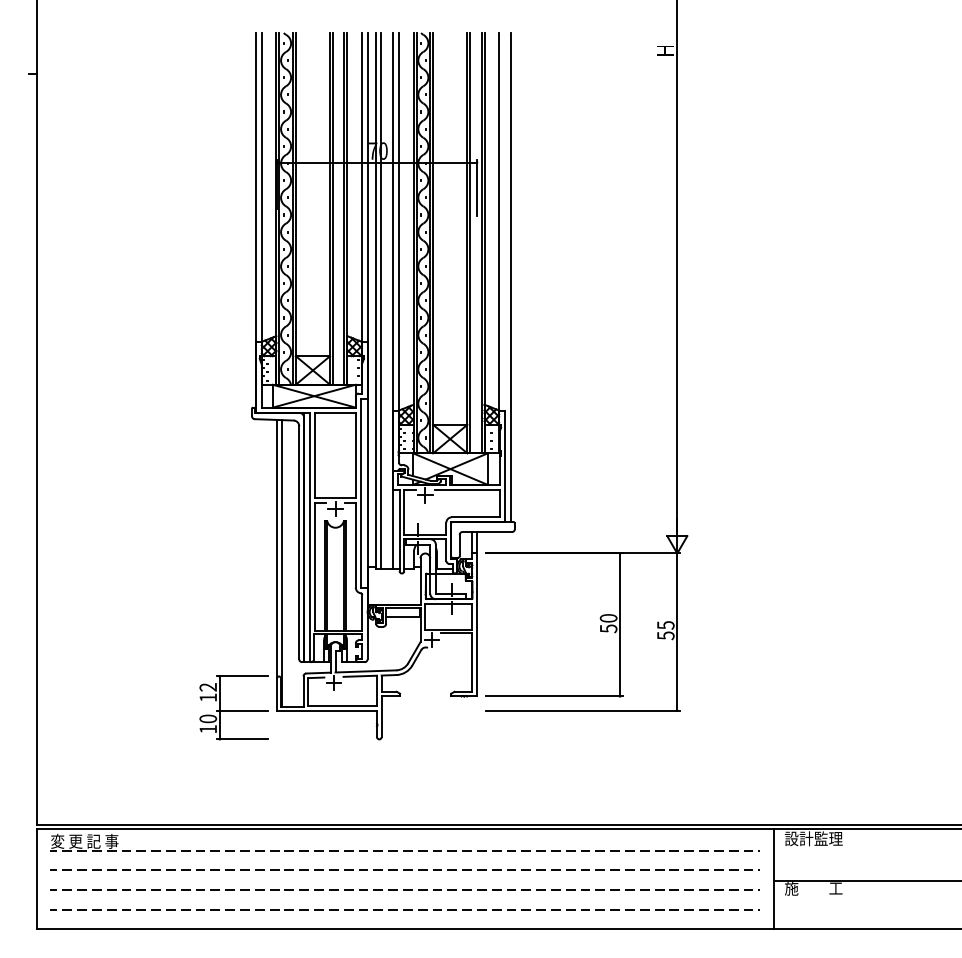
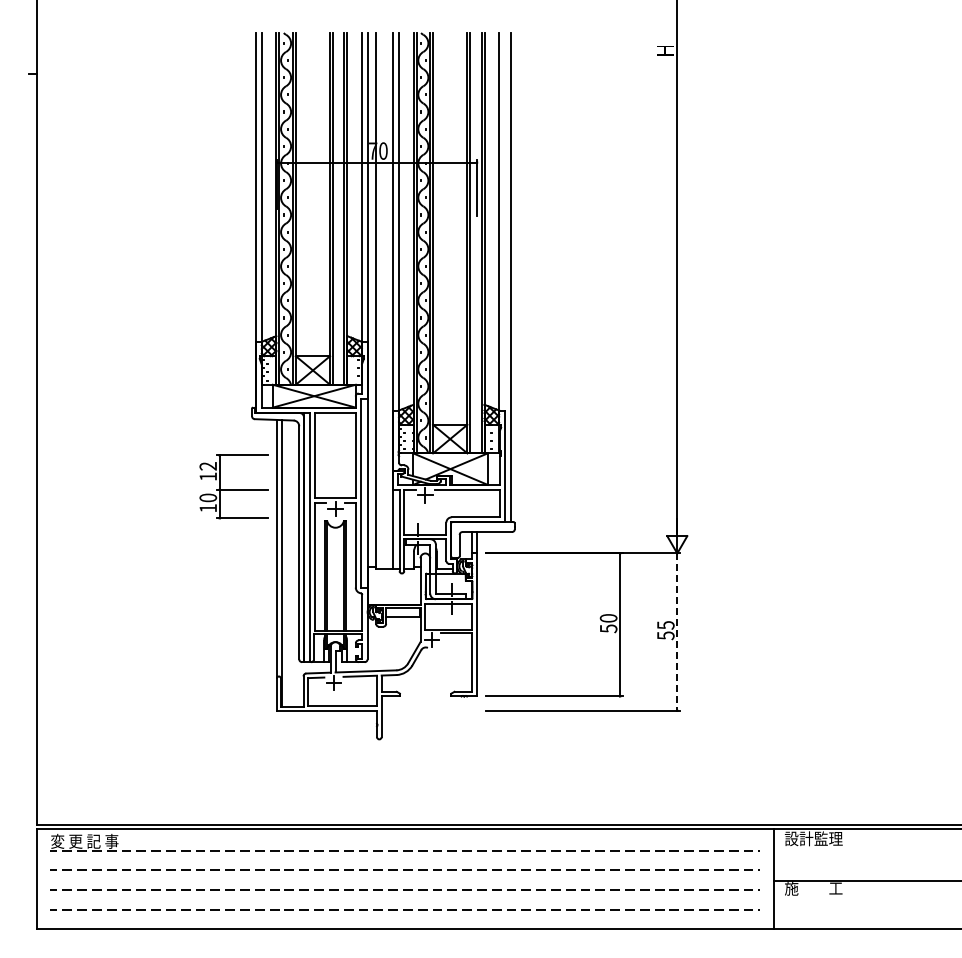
line: present -> none (381, 301)
line: solid -> dashed (677, 632)
part position: (233, 707) -> (233, 486) (233, 486)
